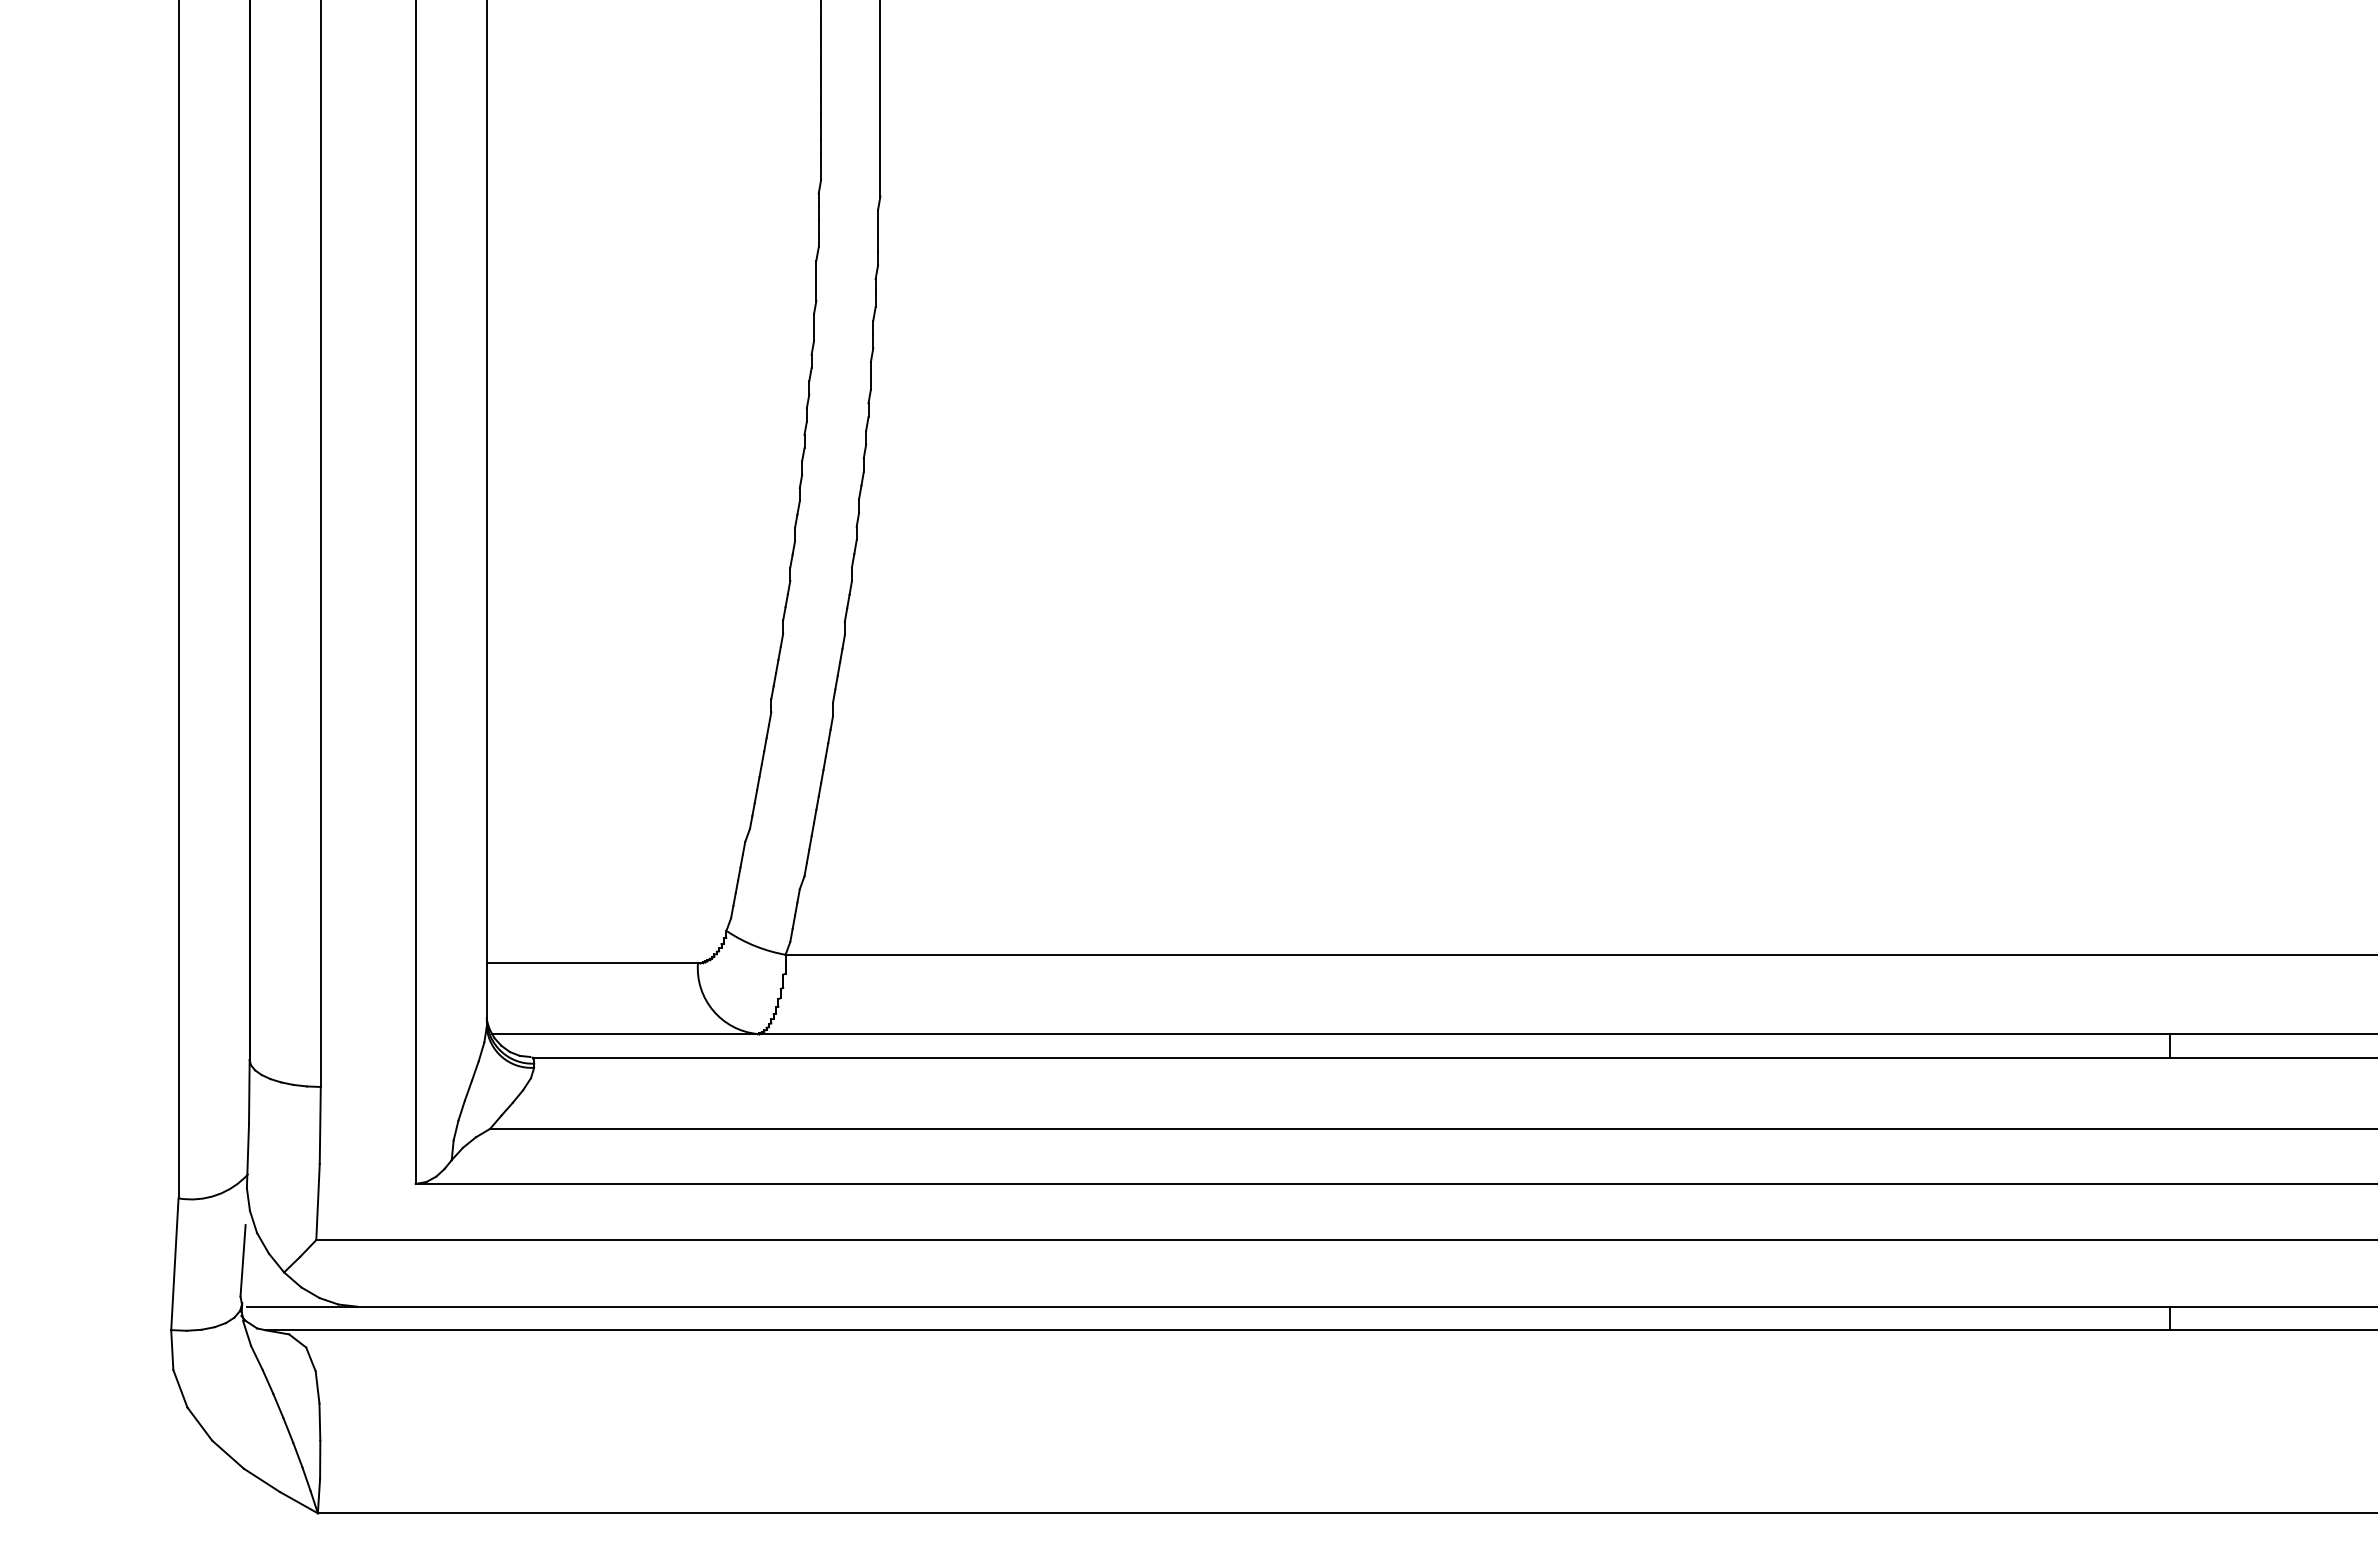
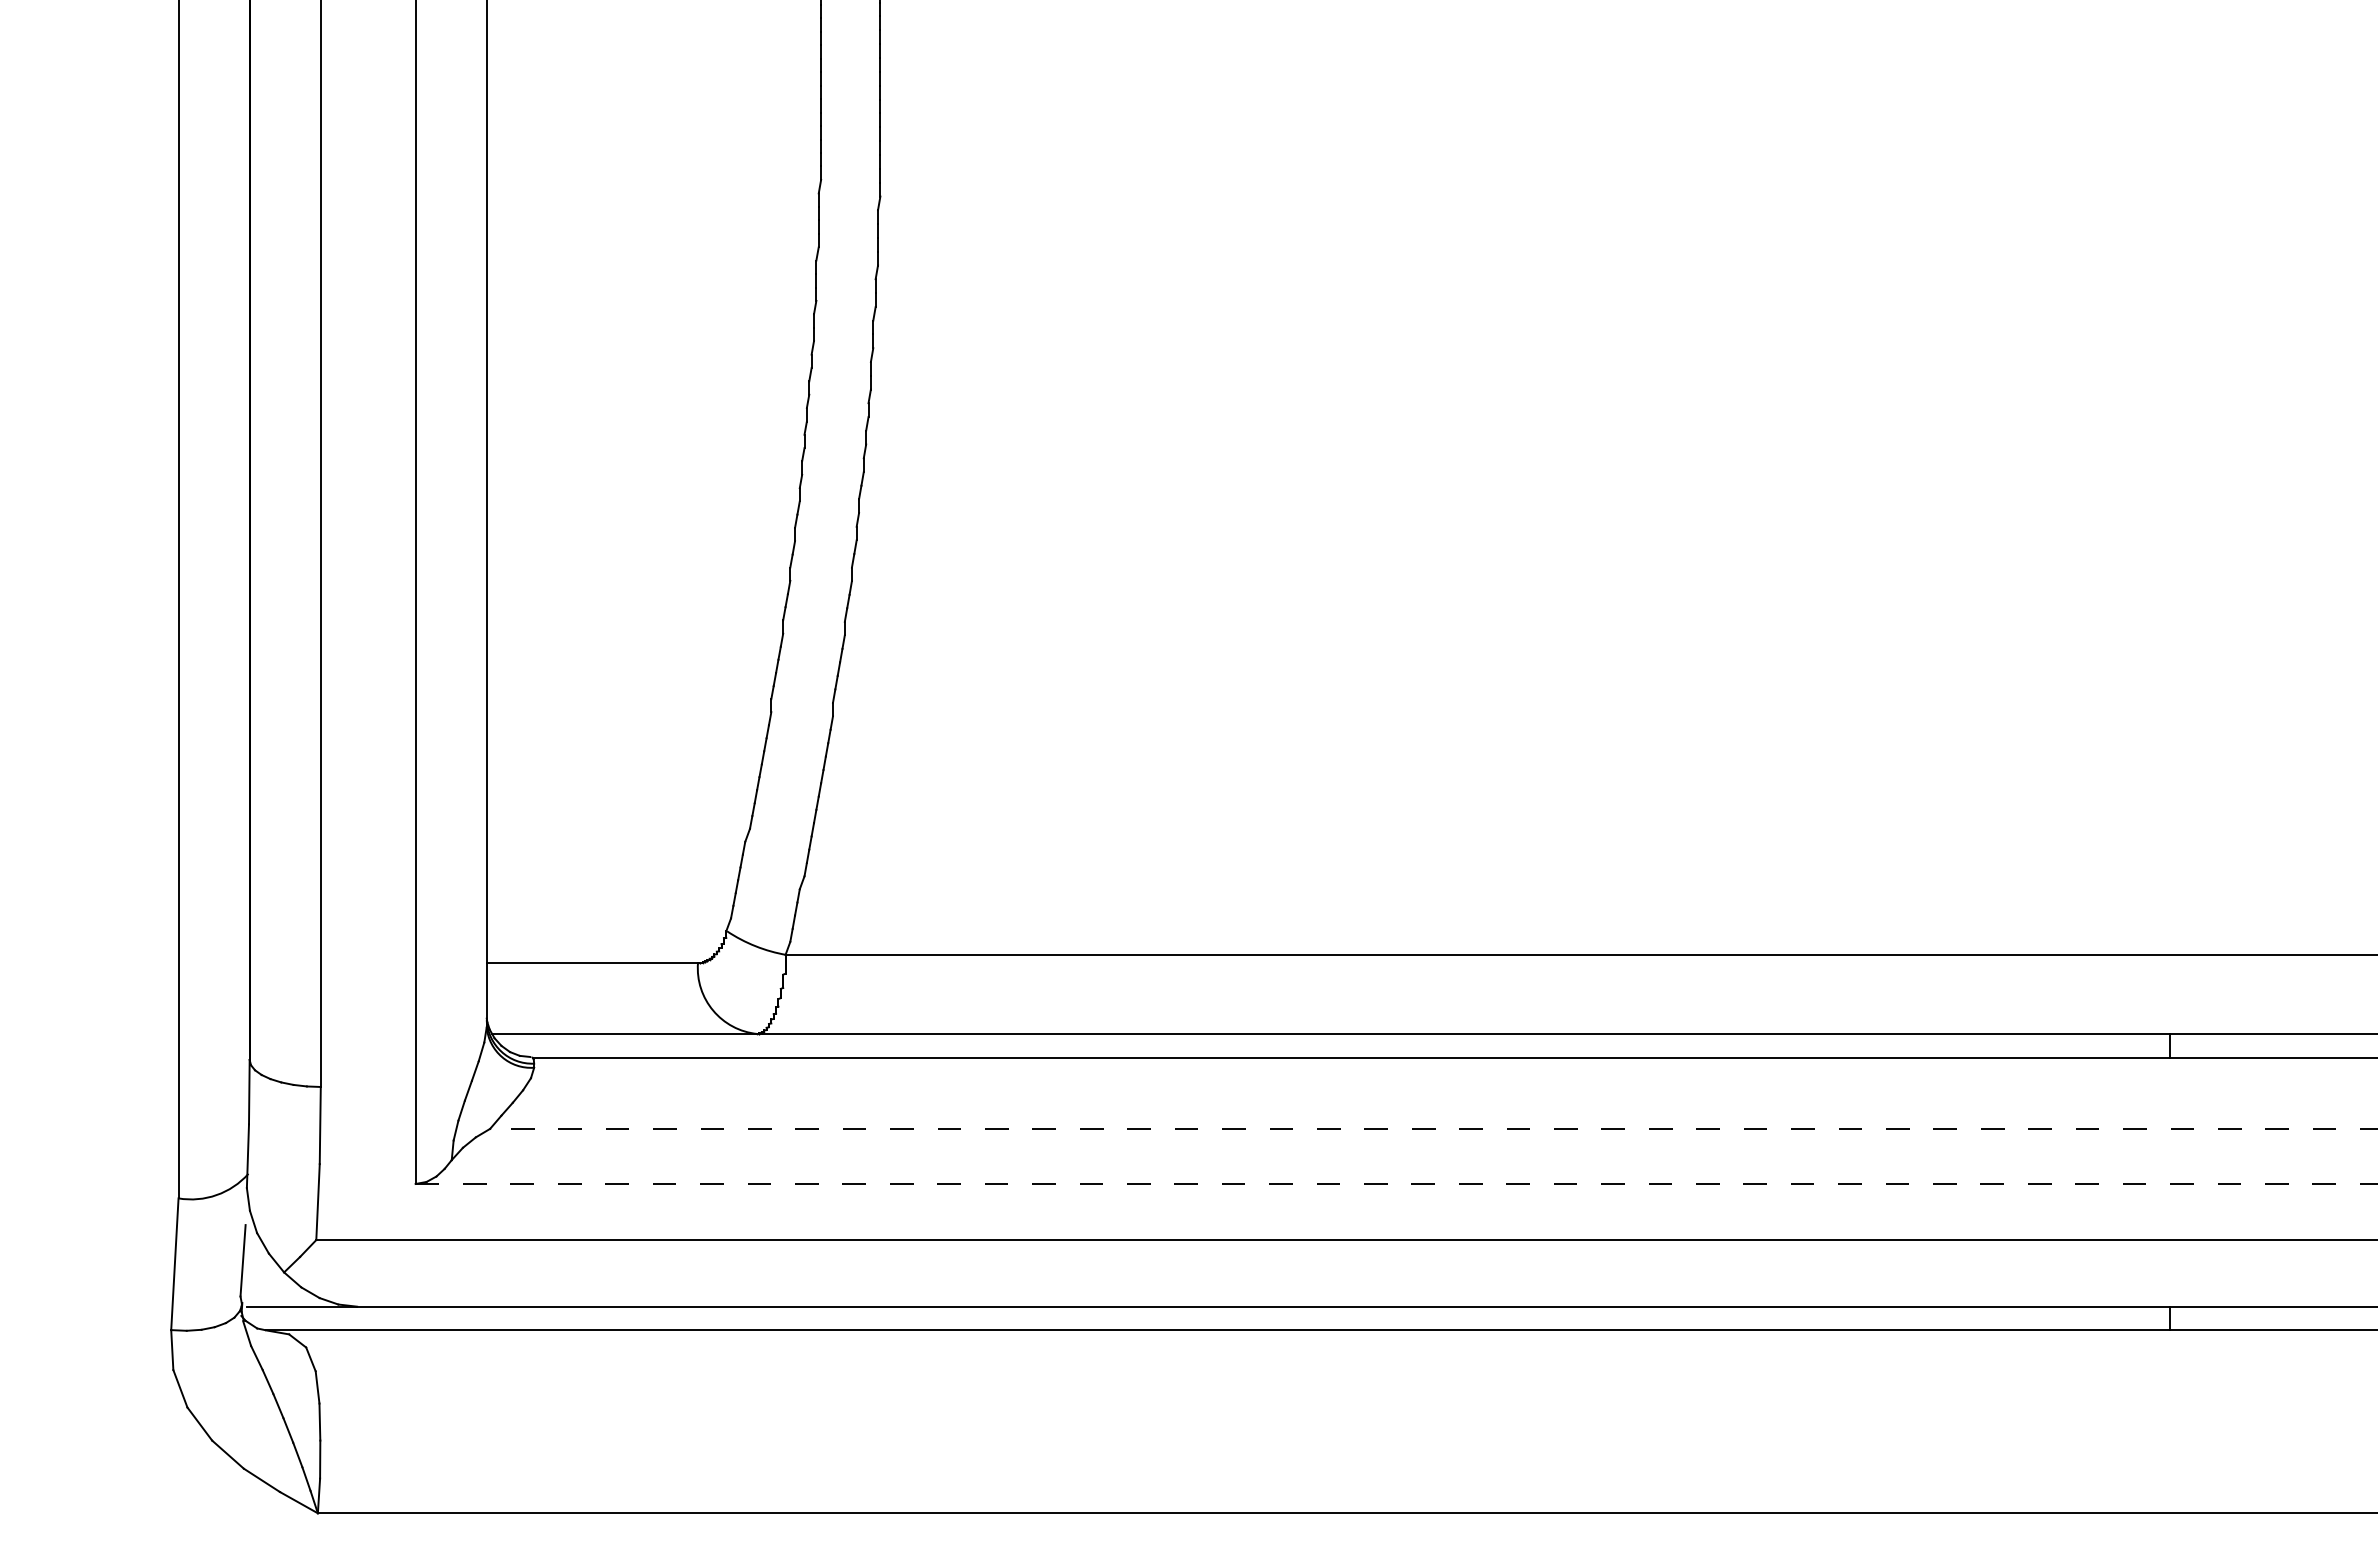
line: solid -> dashed (1434, 1128)
line: solid -> dashed (1396, 1184)
